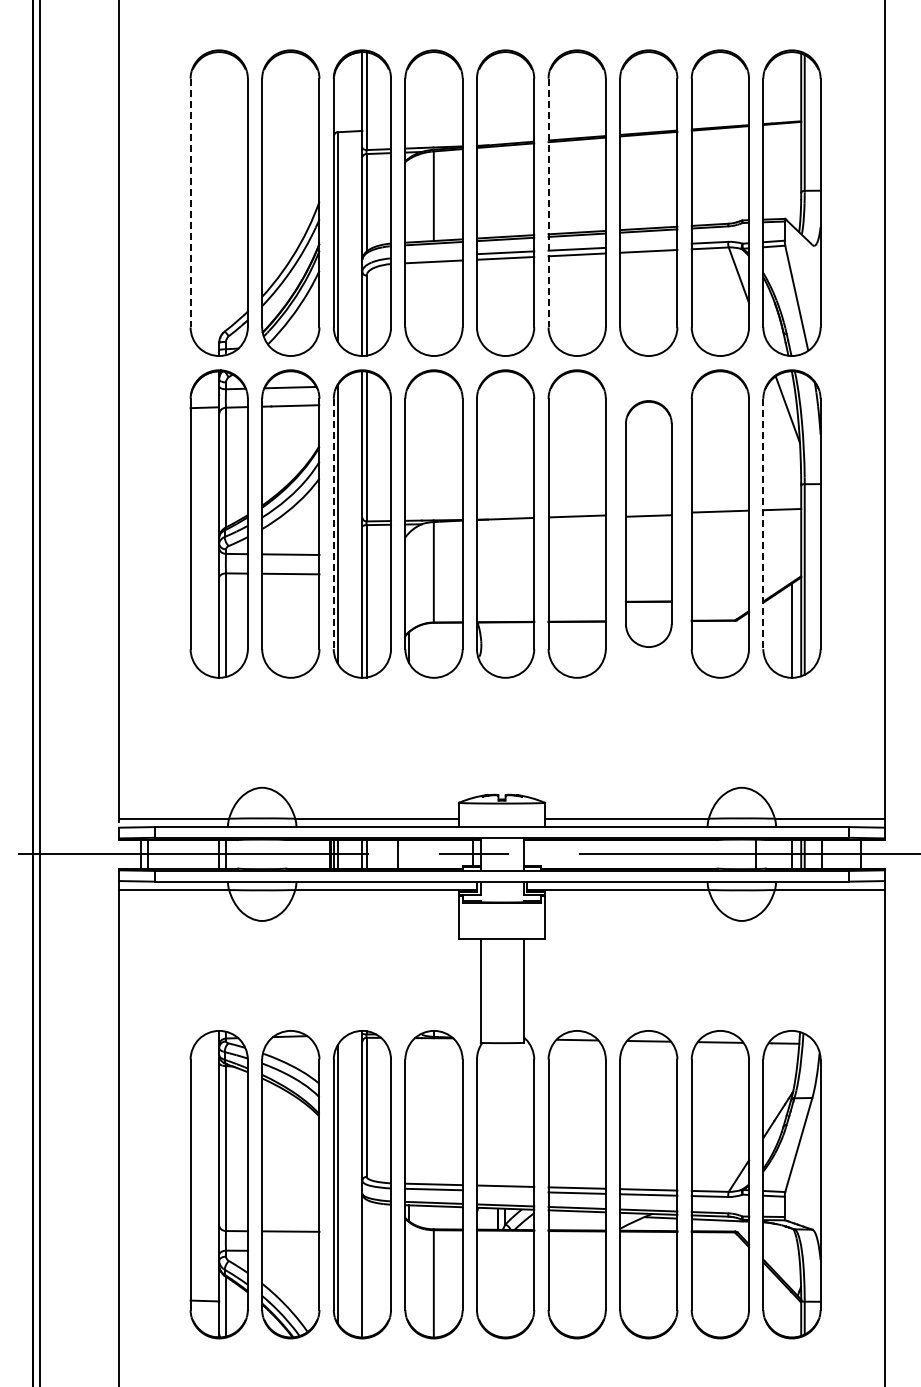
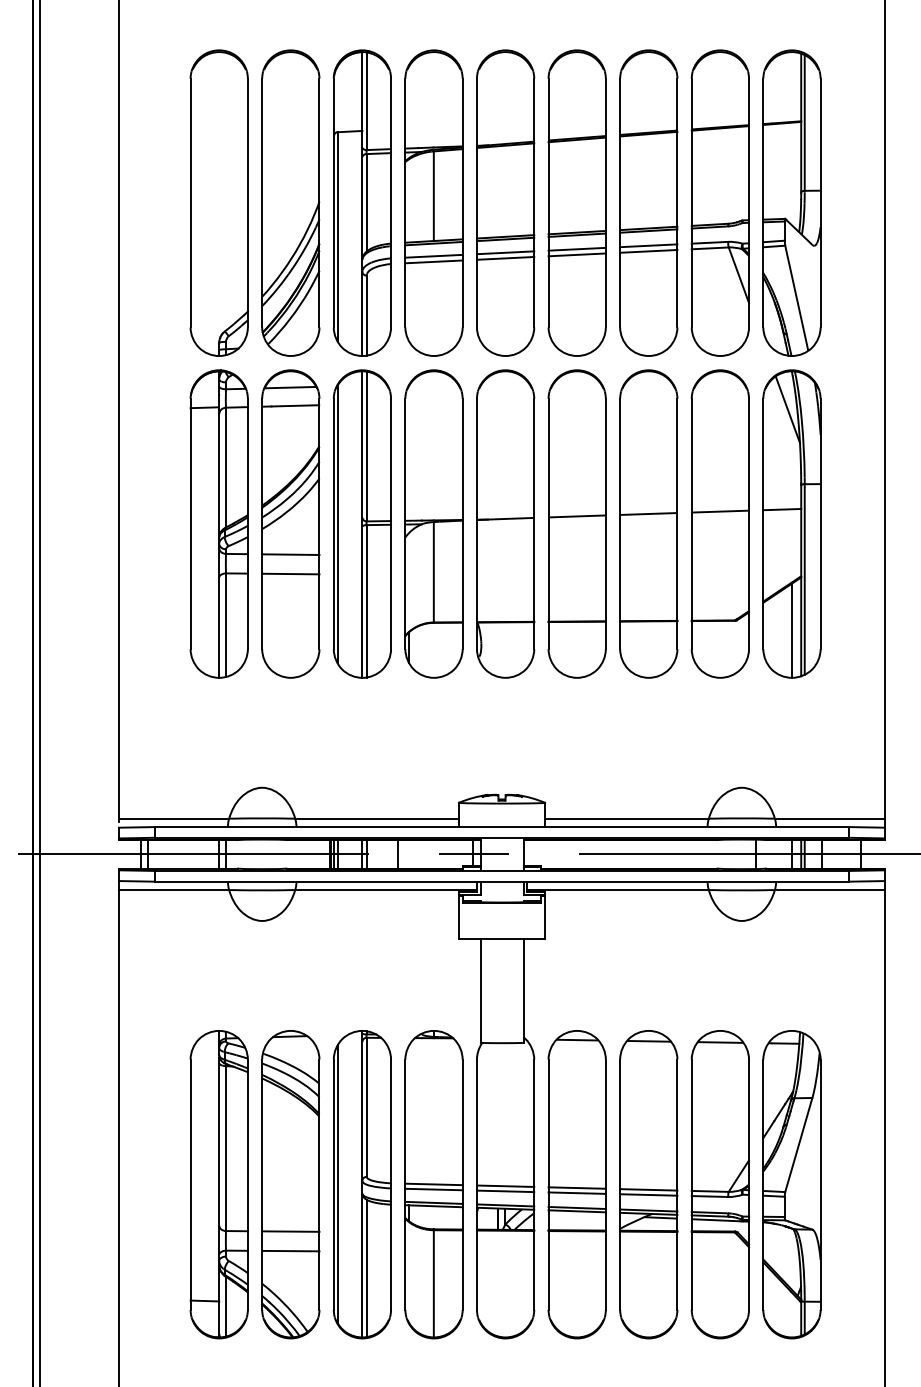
line: dashed -> solid (190, 203)
line: dashed -> solid (548, 203)
line: none -> present (648, 245)
line: none -> present (433, 255)
part size: 48x248 px -> 60x310 px (648, 523)
line: dashed -> solid (333, 524)
line: dashed -> solid (763, 524)
line: none -> present (505, 1191)
line: none -> present (290, 1250)
line: none -> present (366, 1268)
